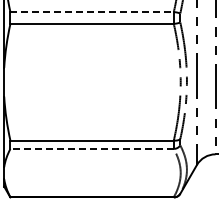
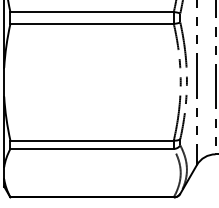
line: dashed -> solid (92, 12)
line: dashed -> solid (92, 148)
